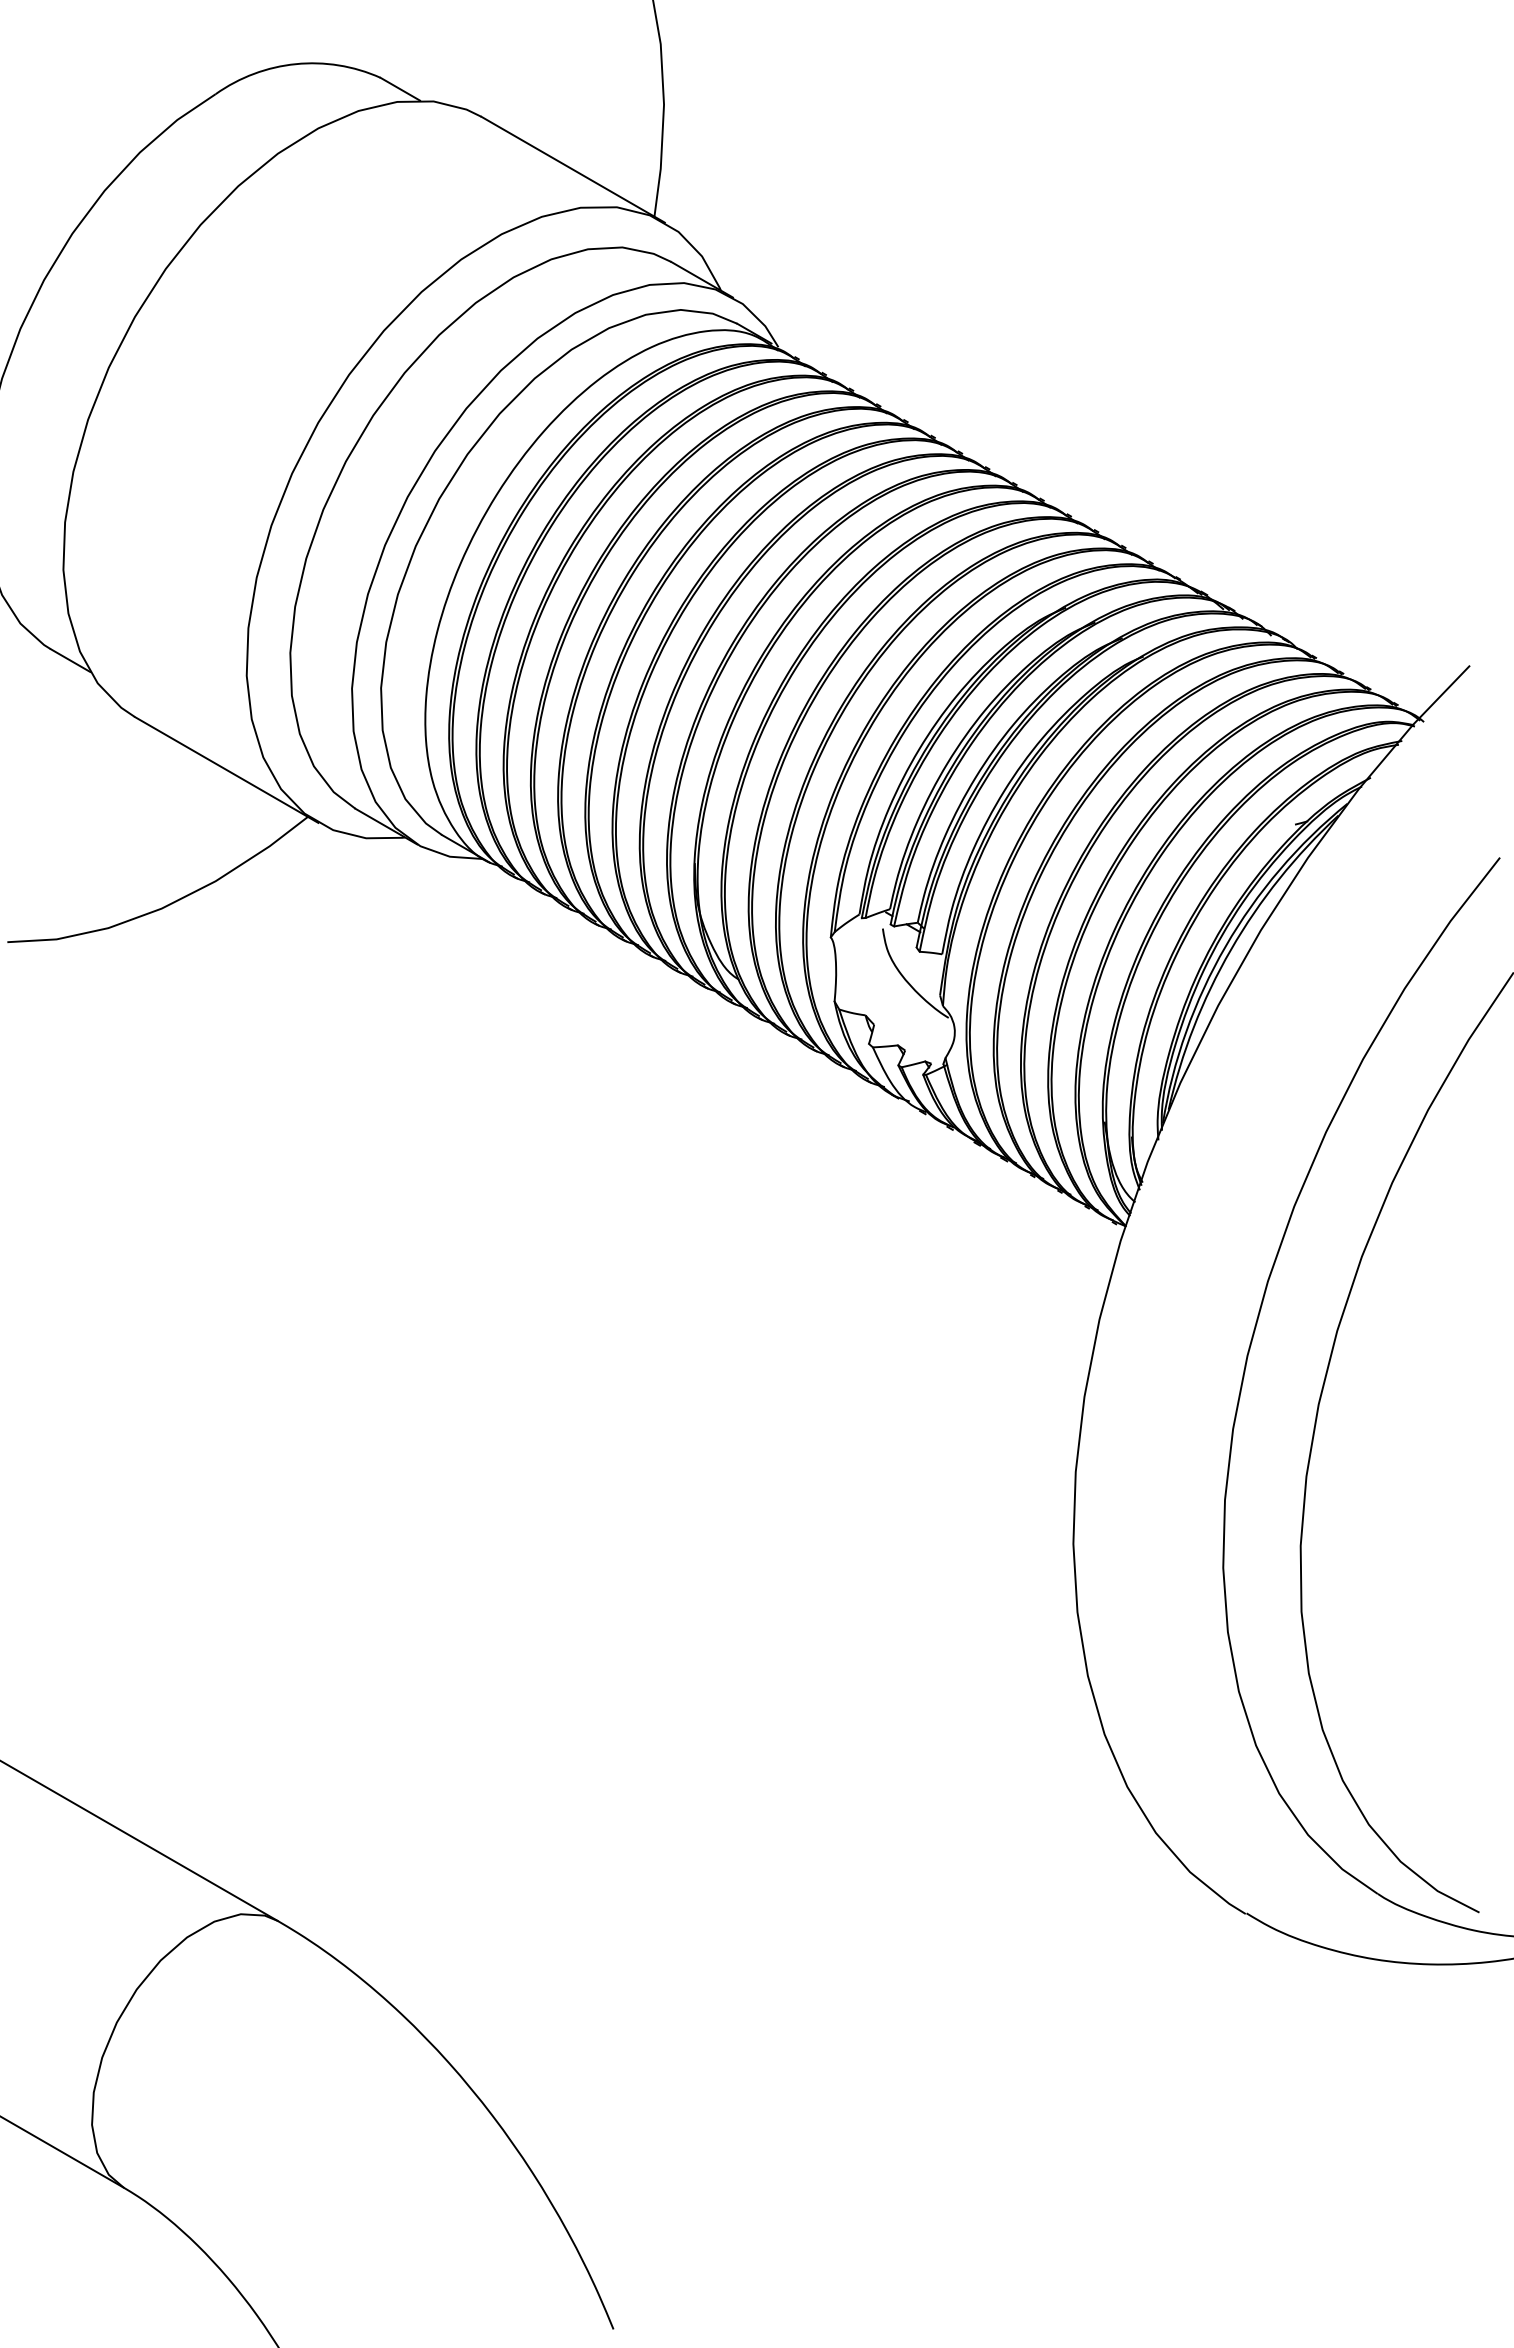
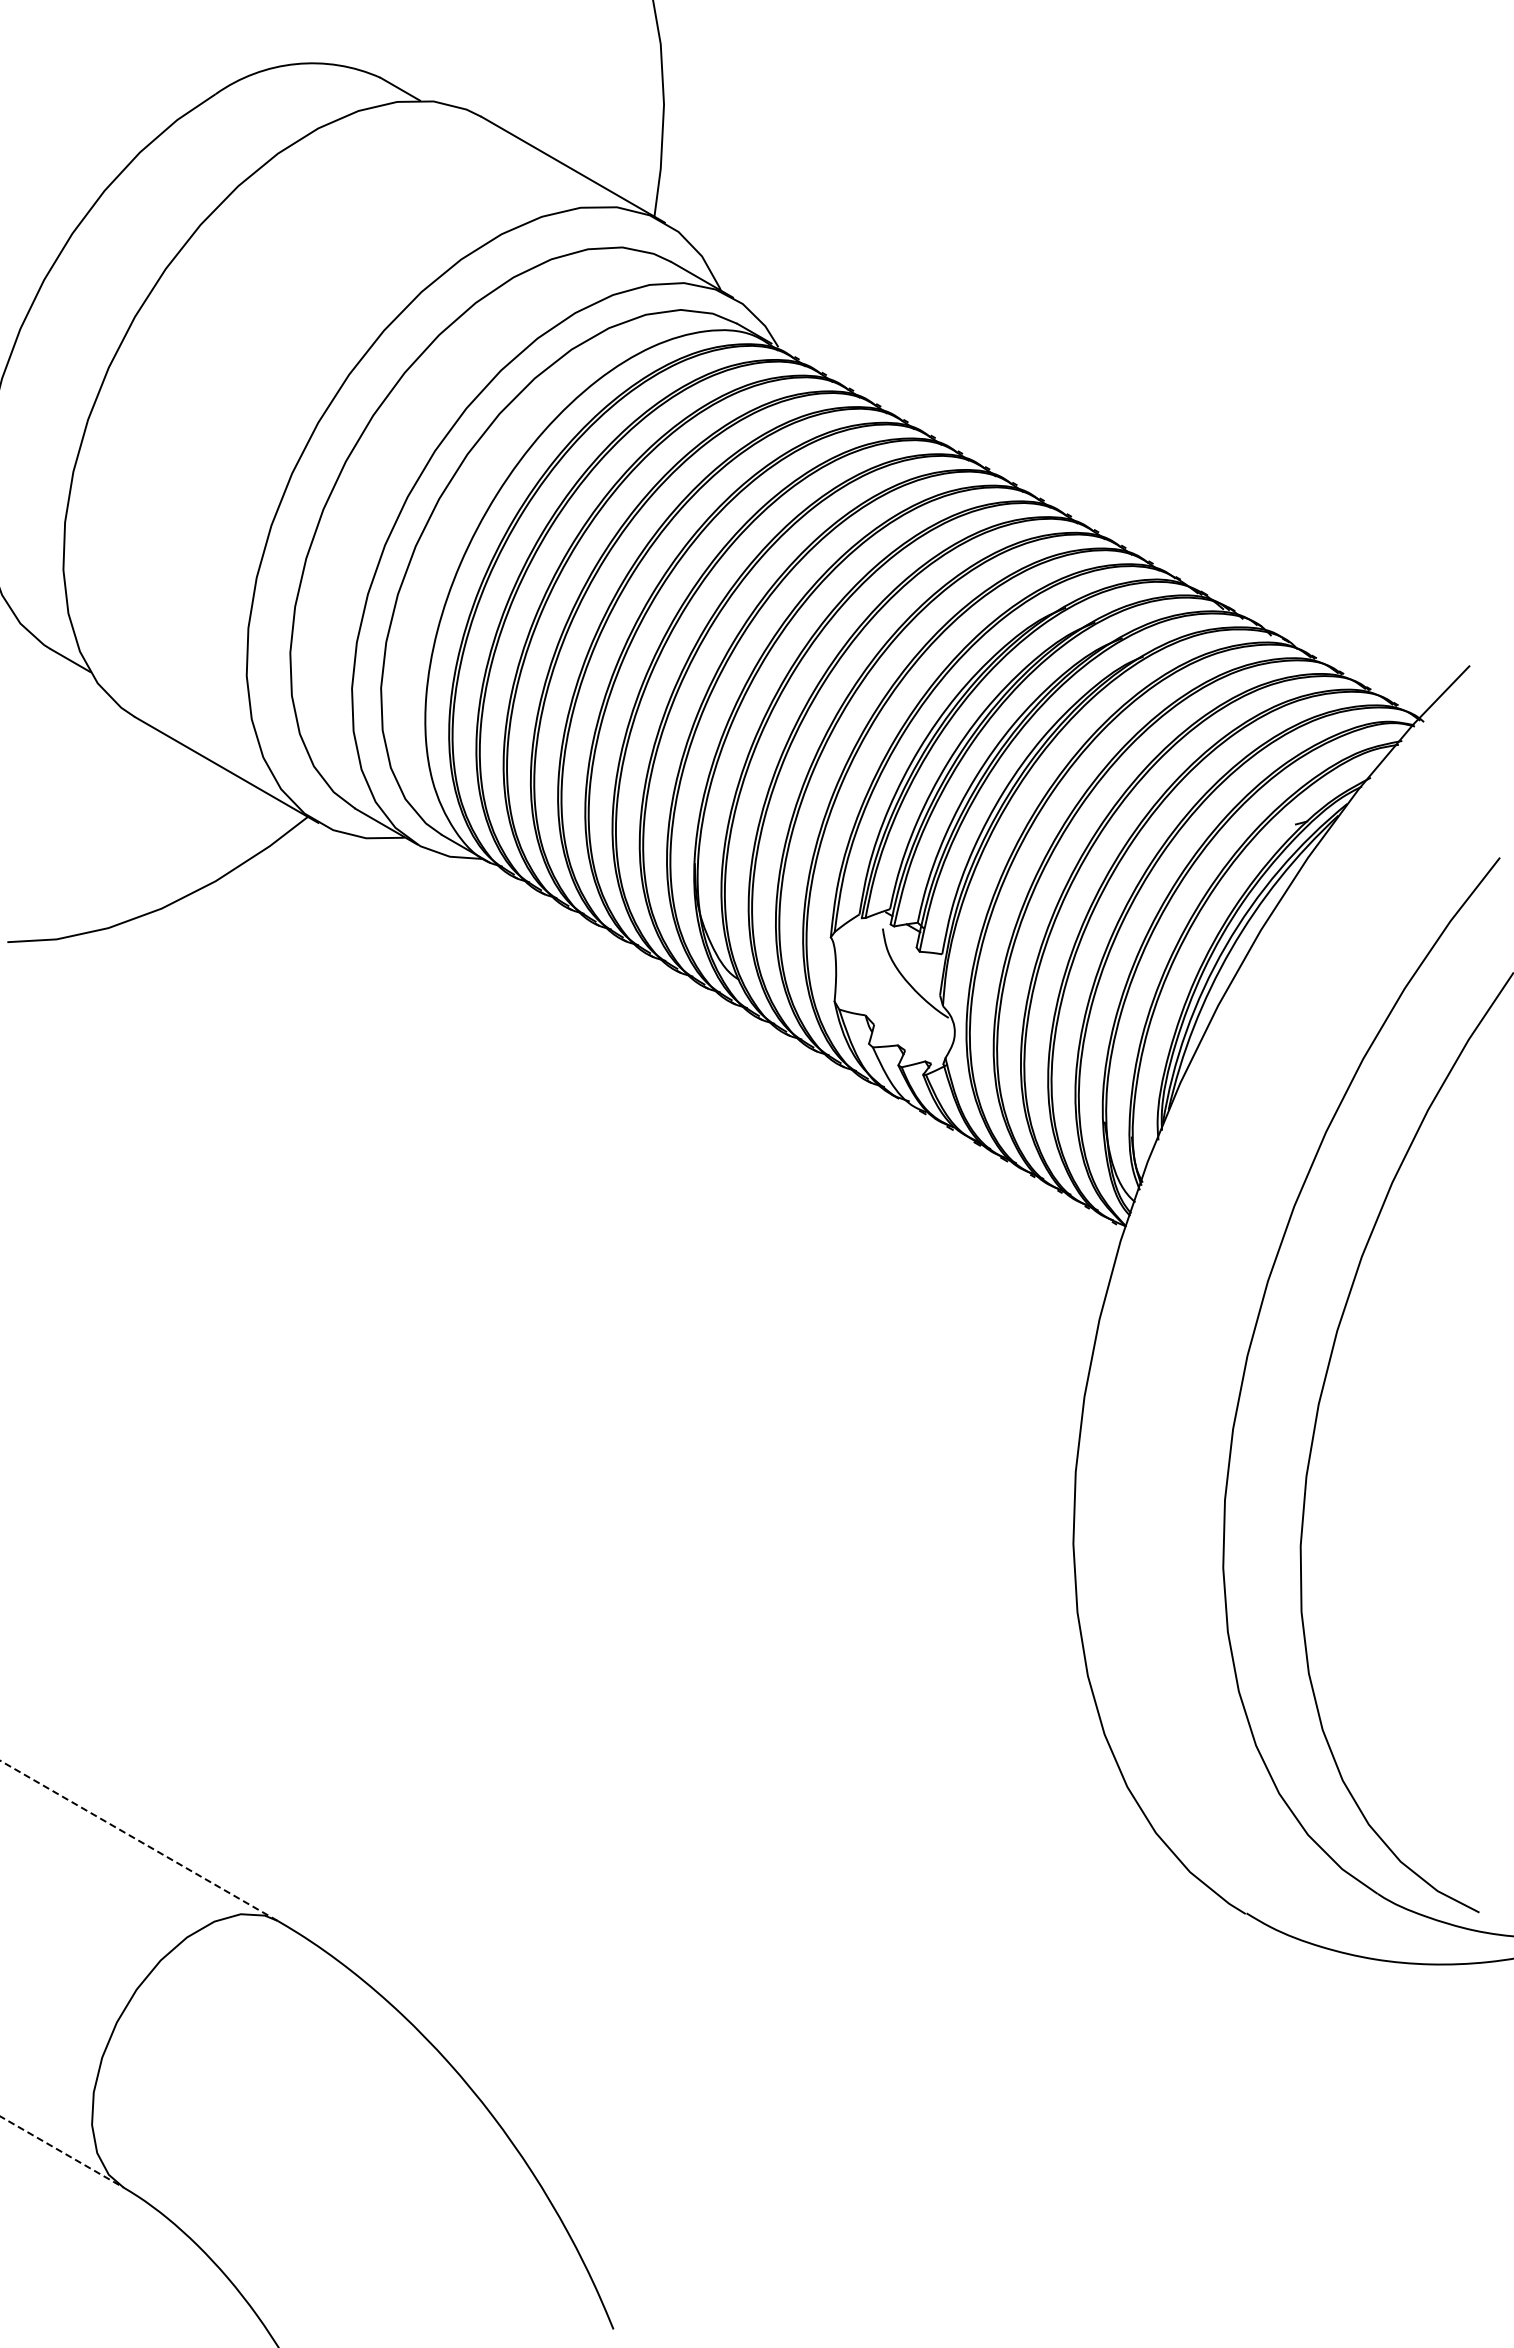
line: solid -> dashed (138, 1840)
line: solid -> dashed (62, 2152)
